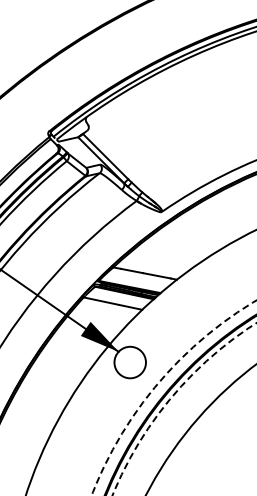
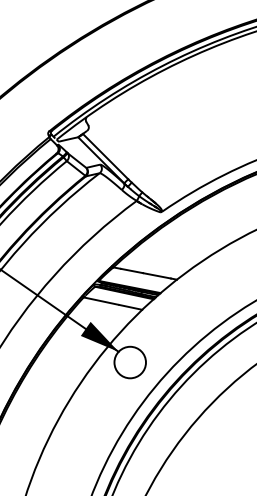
circle: dashed -> solid (173, 397)
circle: dashed -> solid (184, 409)
